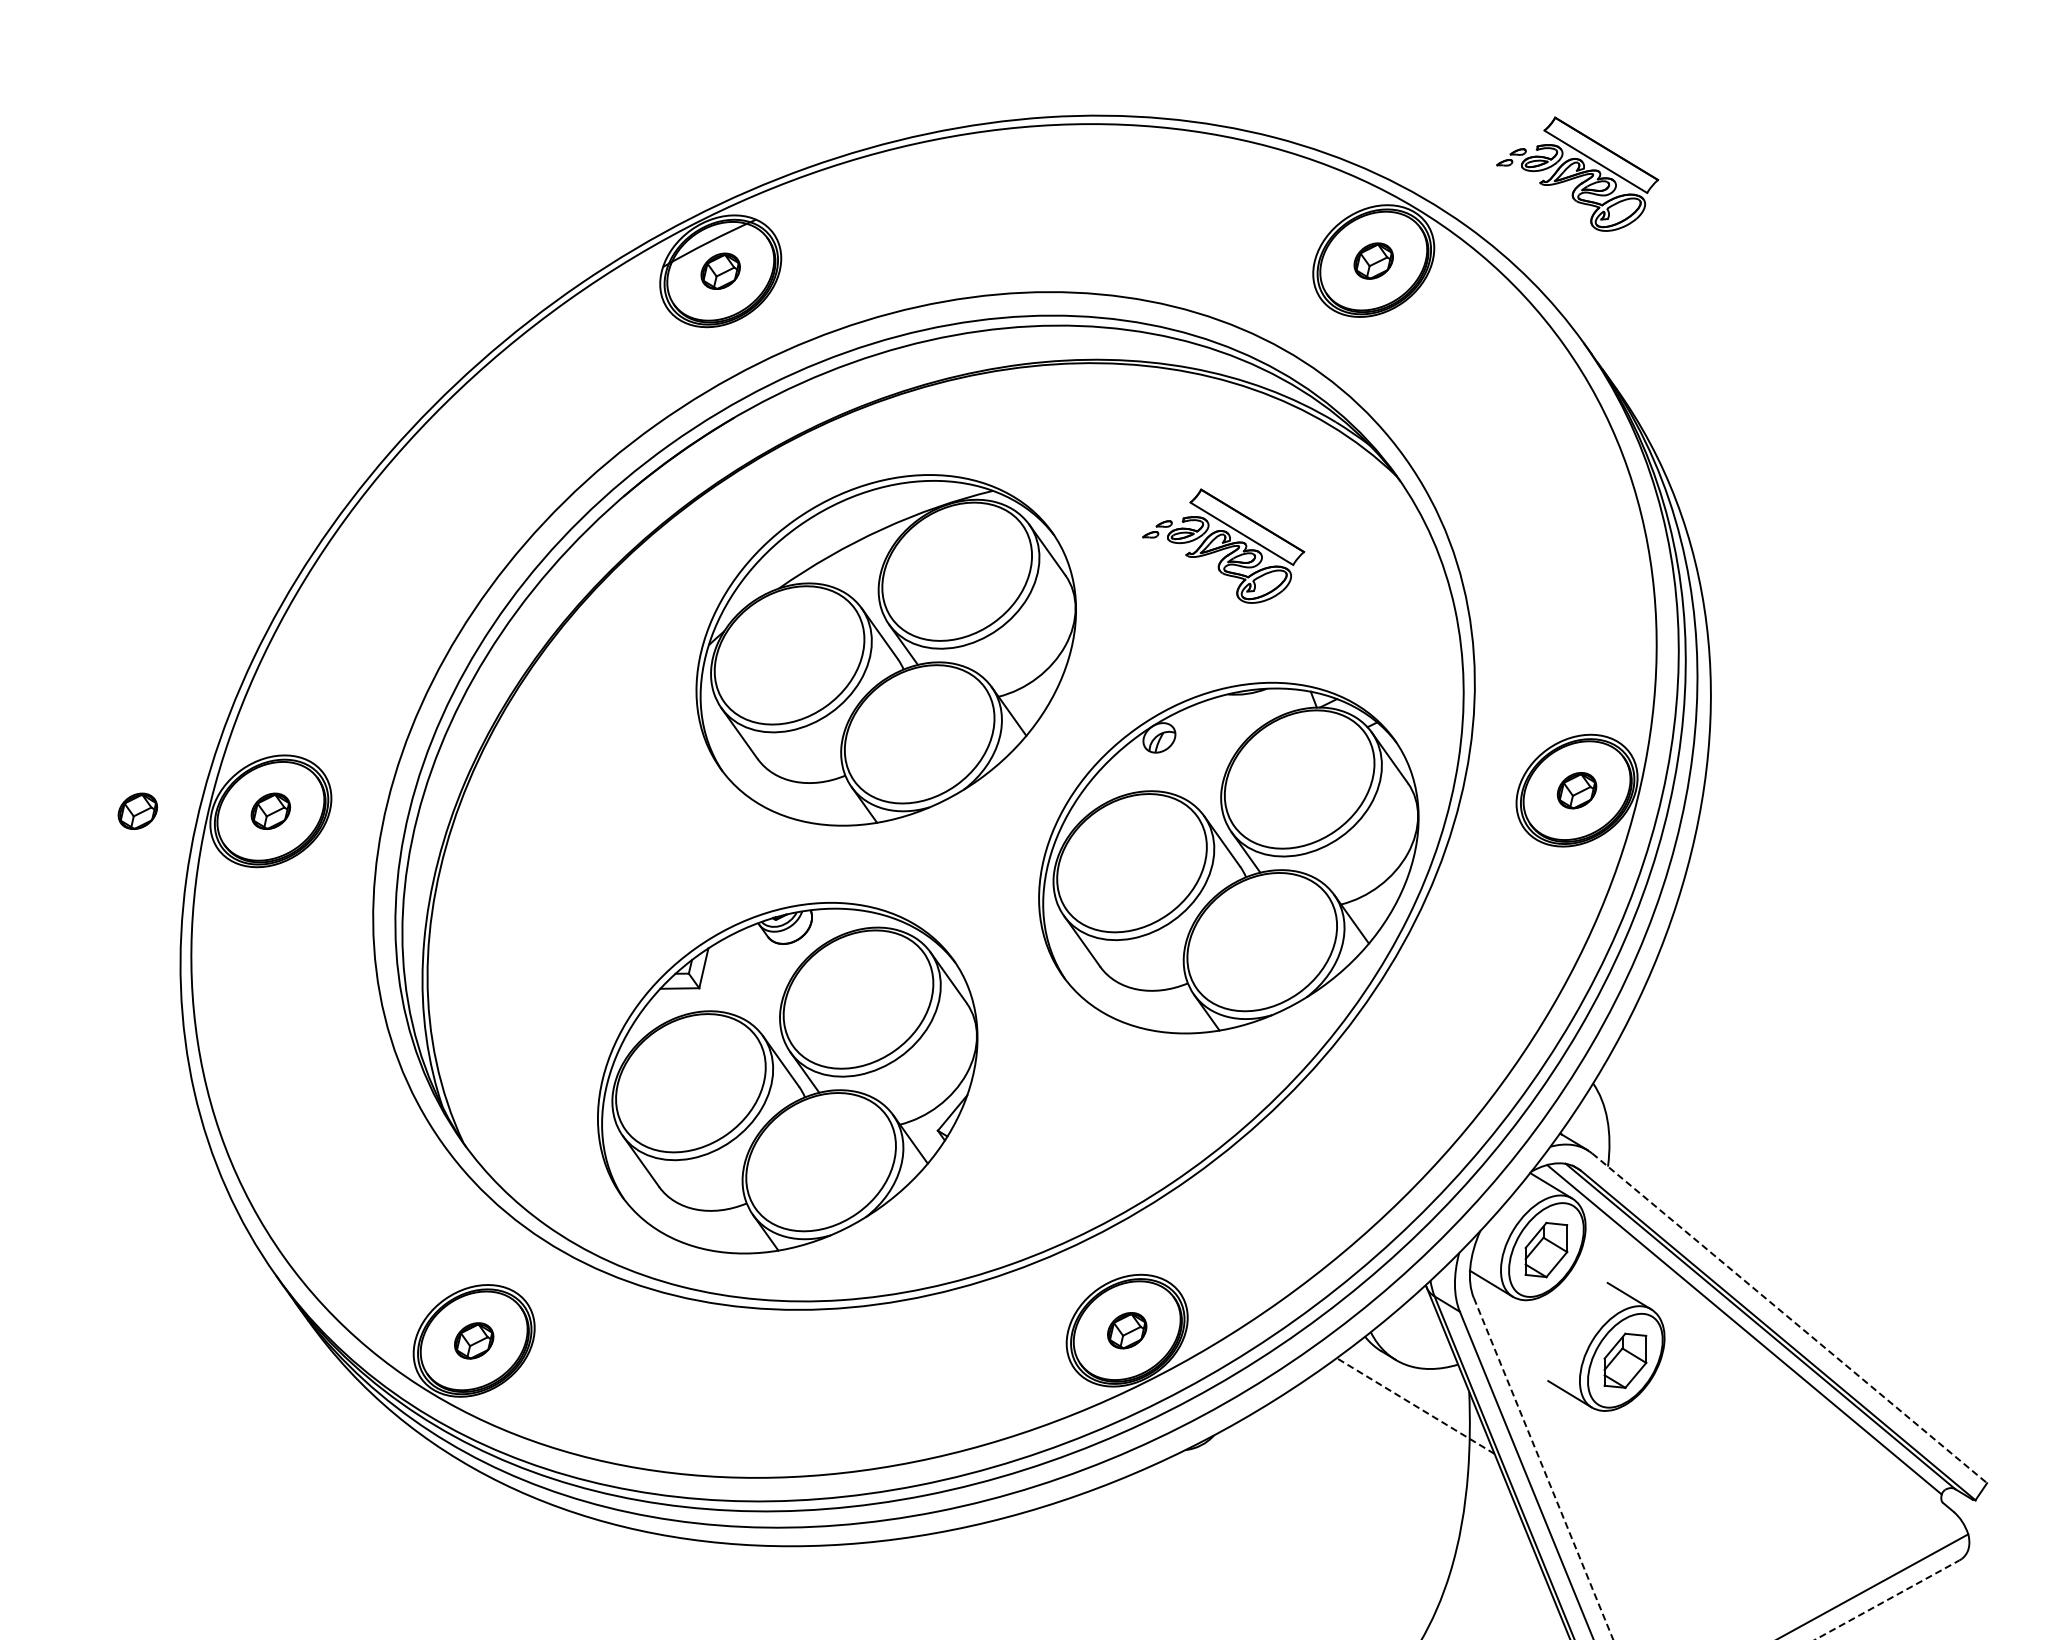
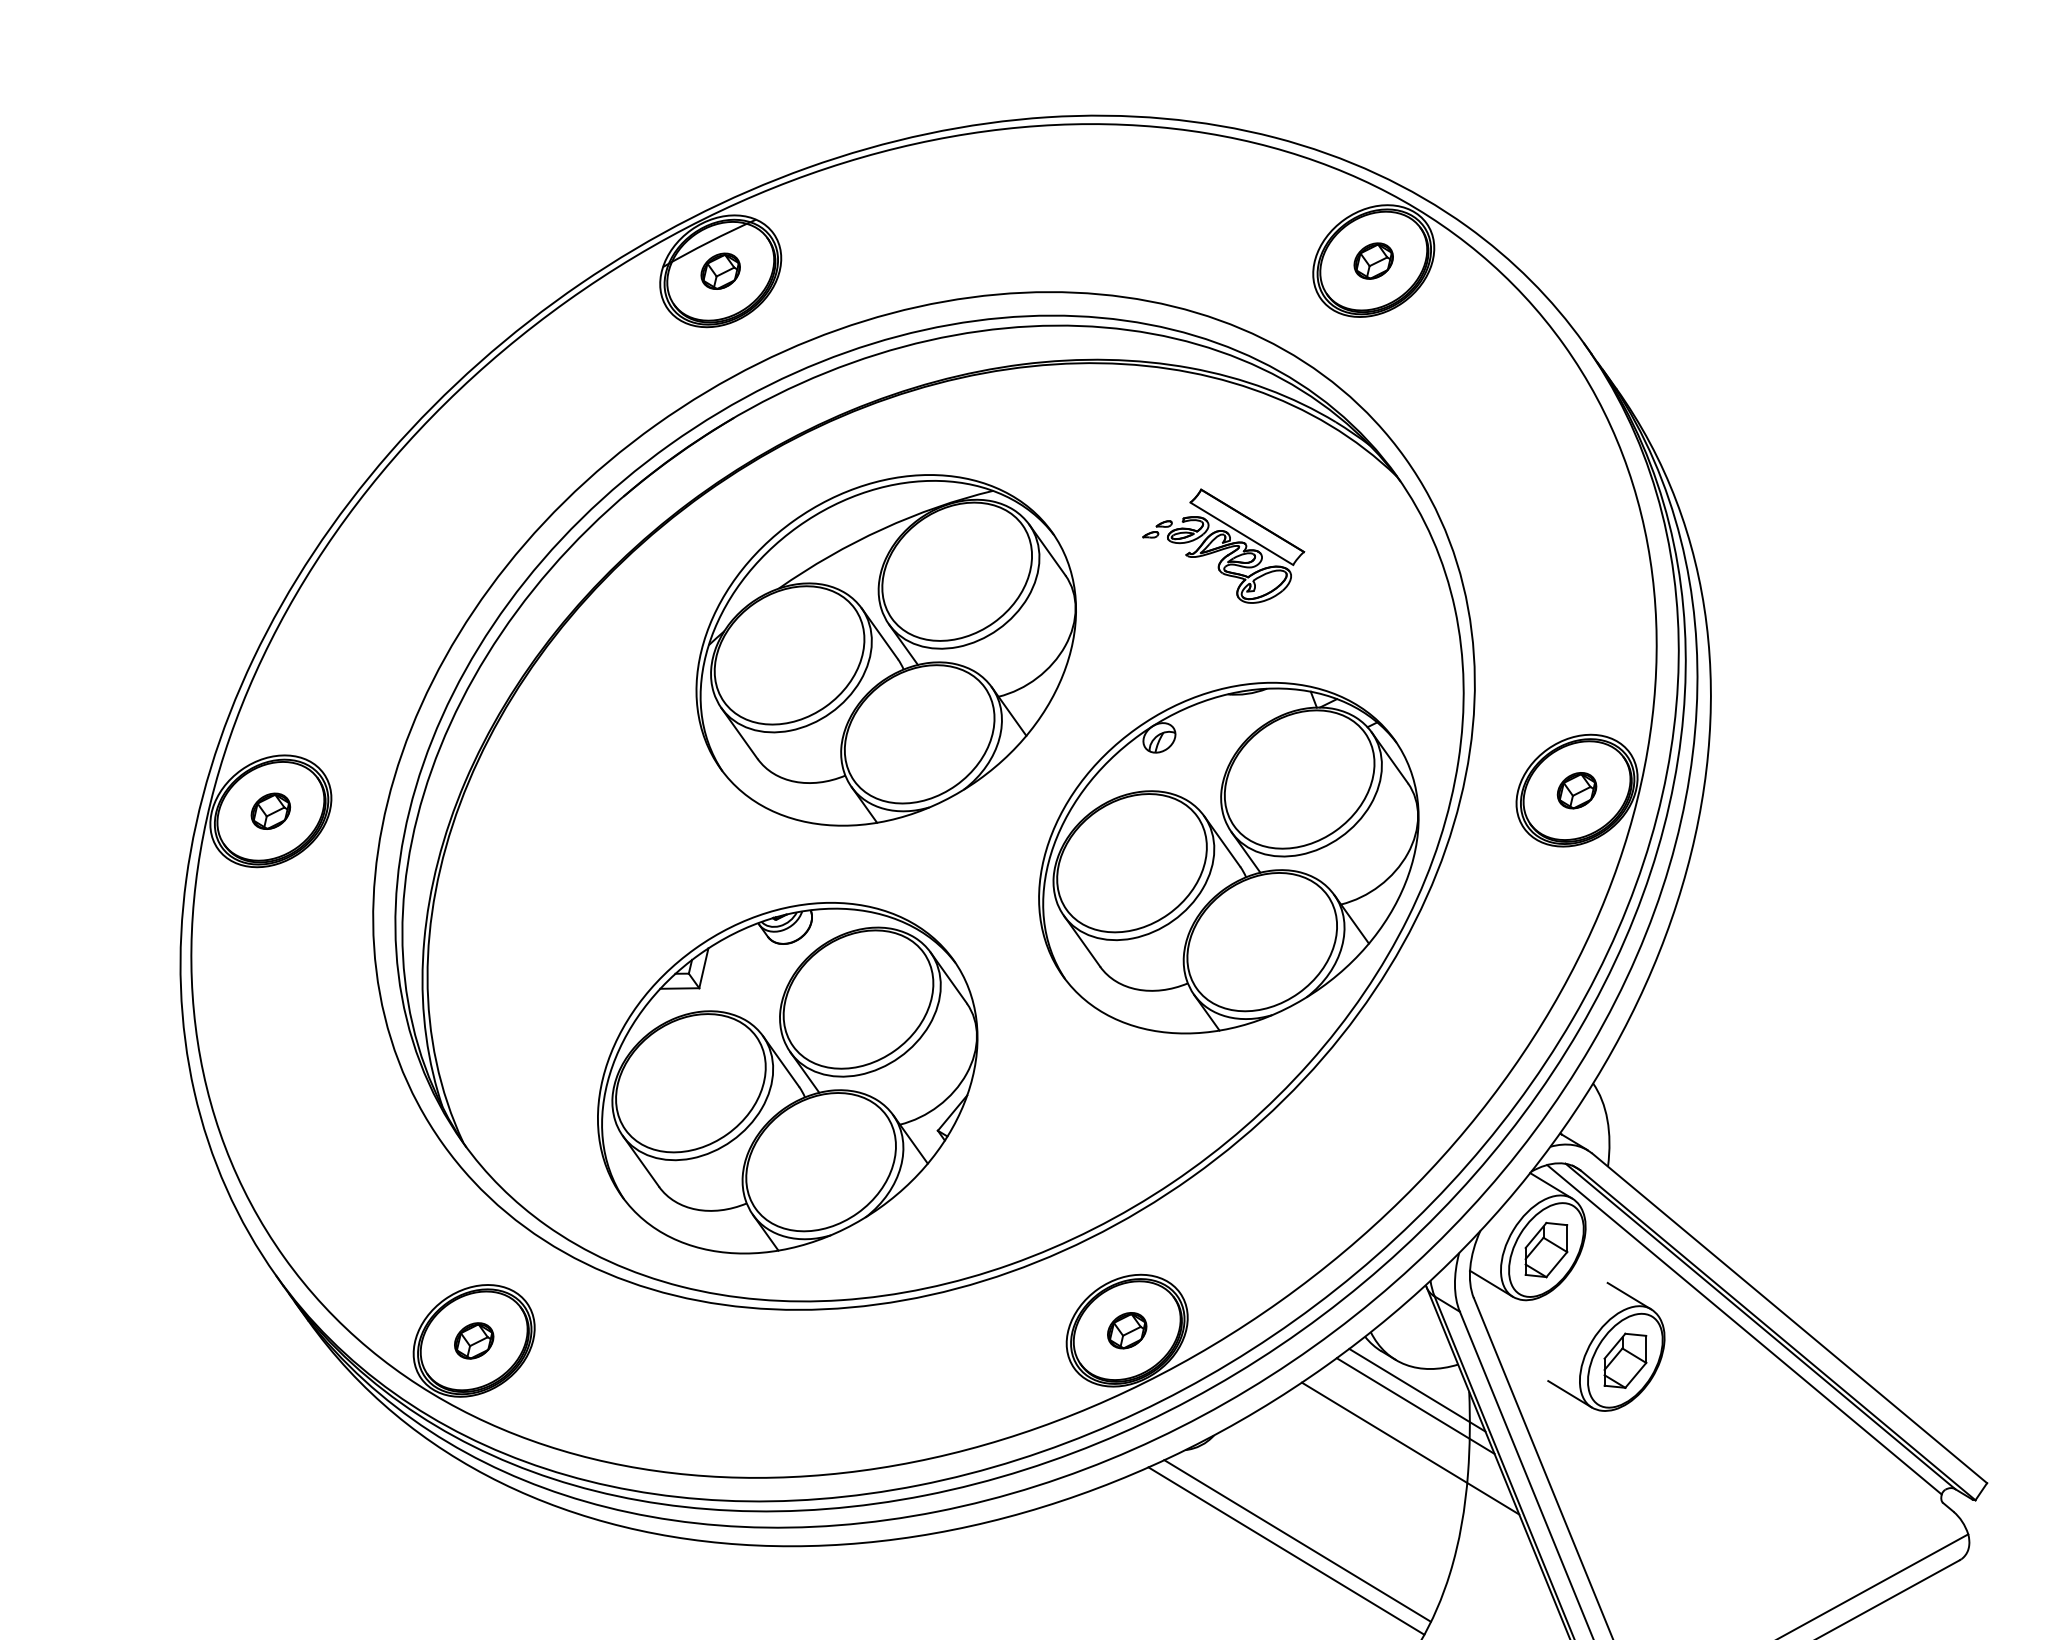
part: present -> none (1577, 173)
part: present -> none (137, 810)
line: dashed -> solid (1790, 1318)
line: none -> present (1417, 1389)
line: dashed -> solid (1415, 1405)
line: none -> present (1410, 1448)
line: dashed -> solid (1543, 1469)
line: none -> present (1297, 1540)
line: none -> present (1286, 1550)
line: dashed -> solid (1887, 1599)
